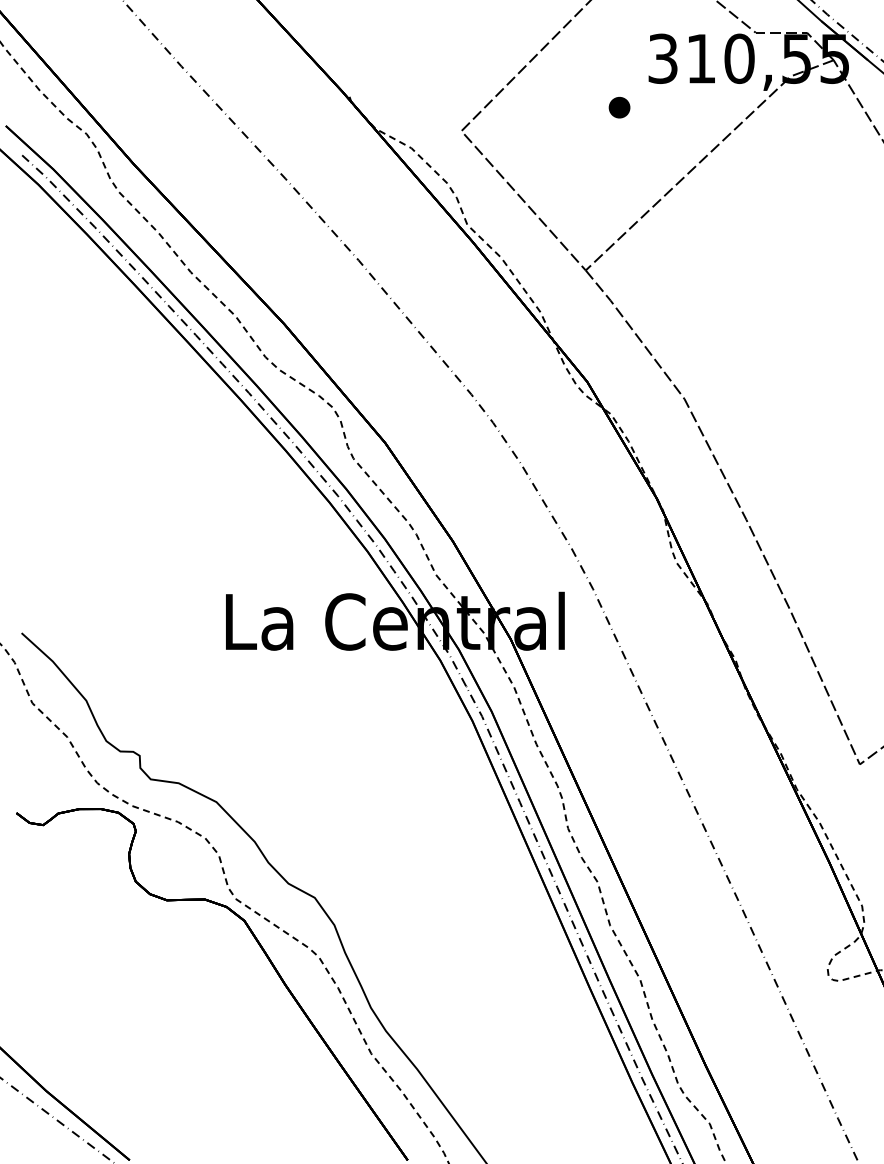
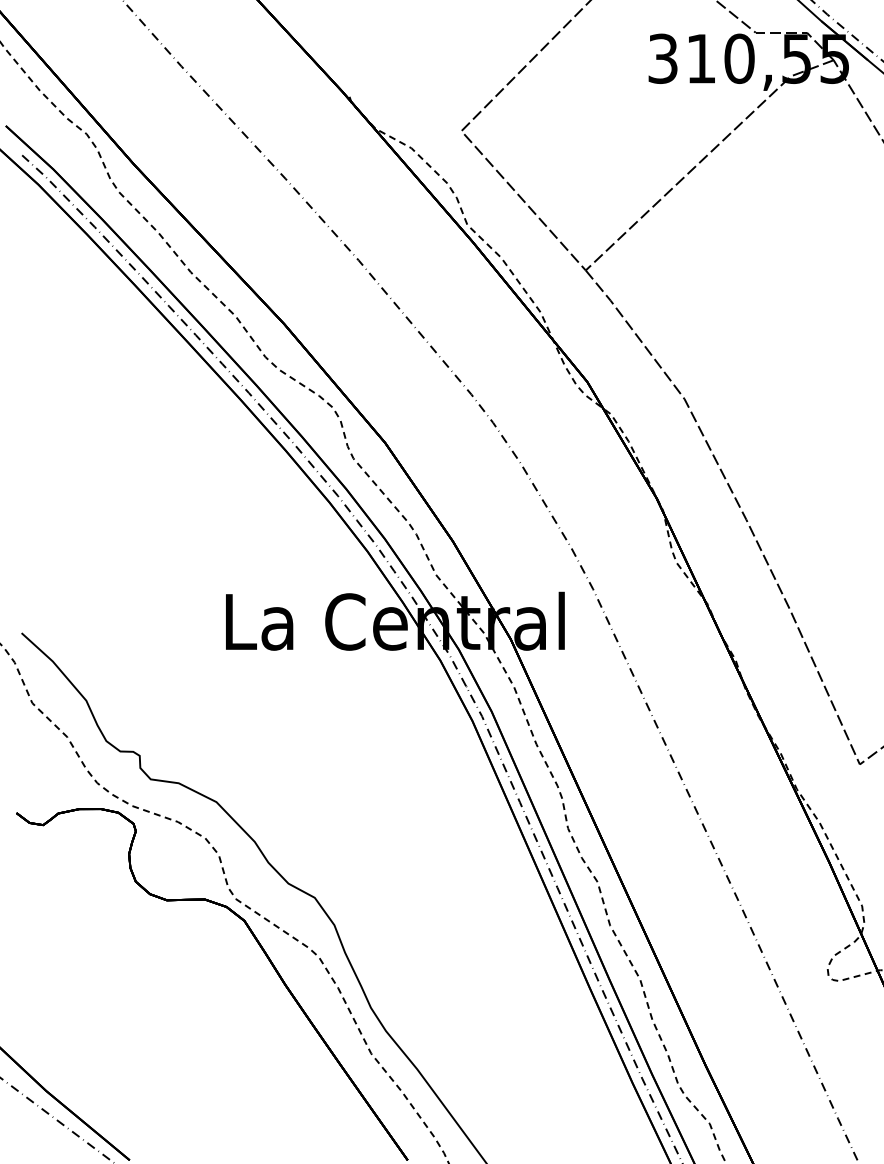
part: present -> none (619, 107)
